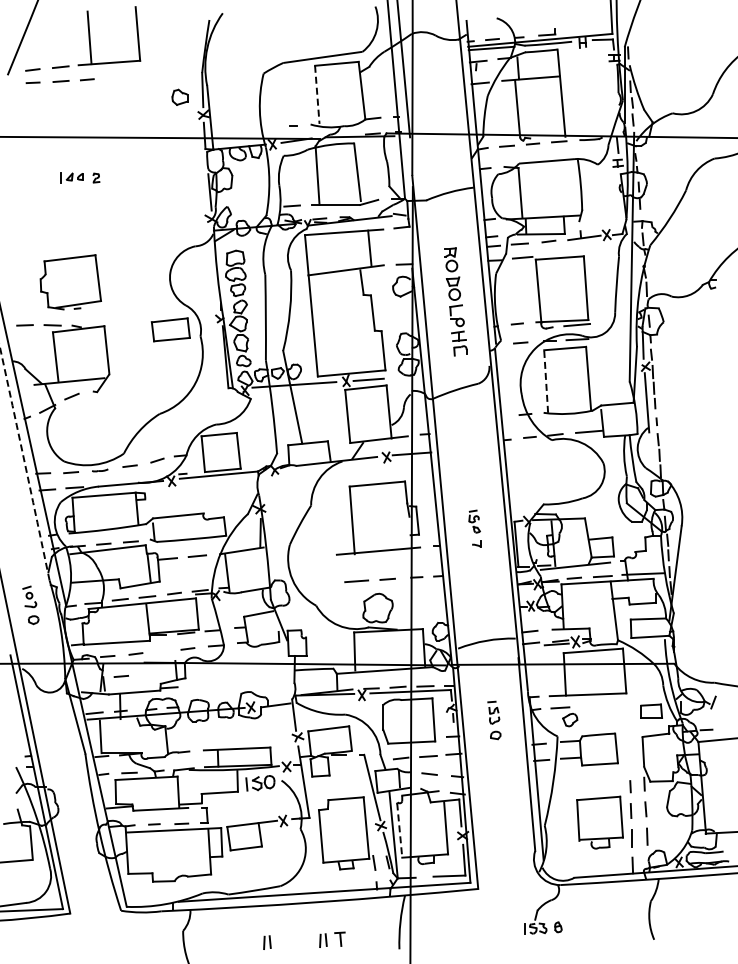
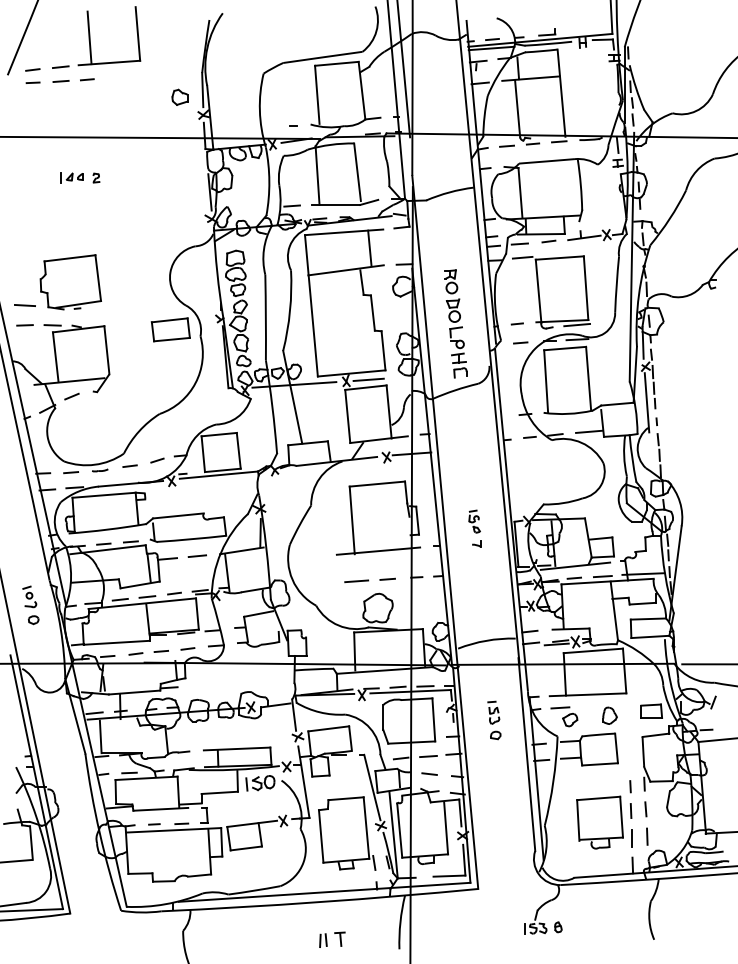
line: dashed -> solid (317, 95)
part position: (455, 301) -> (455, 323) (455, 323)
line: none -> present (24, 305)
line: dashed -> solid (546, 381)
arc: dashed -> solid (24, 462)
line: none -> present (708, 664)
line position: (120, 676) -> (160, 651) (160, 651)
part: none -> present (609, 715)
line: dashed -> solid (399, 831)
part: present -> none (267, 942)
